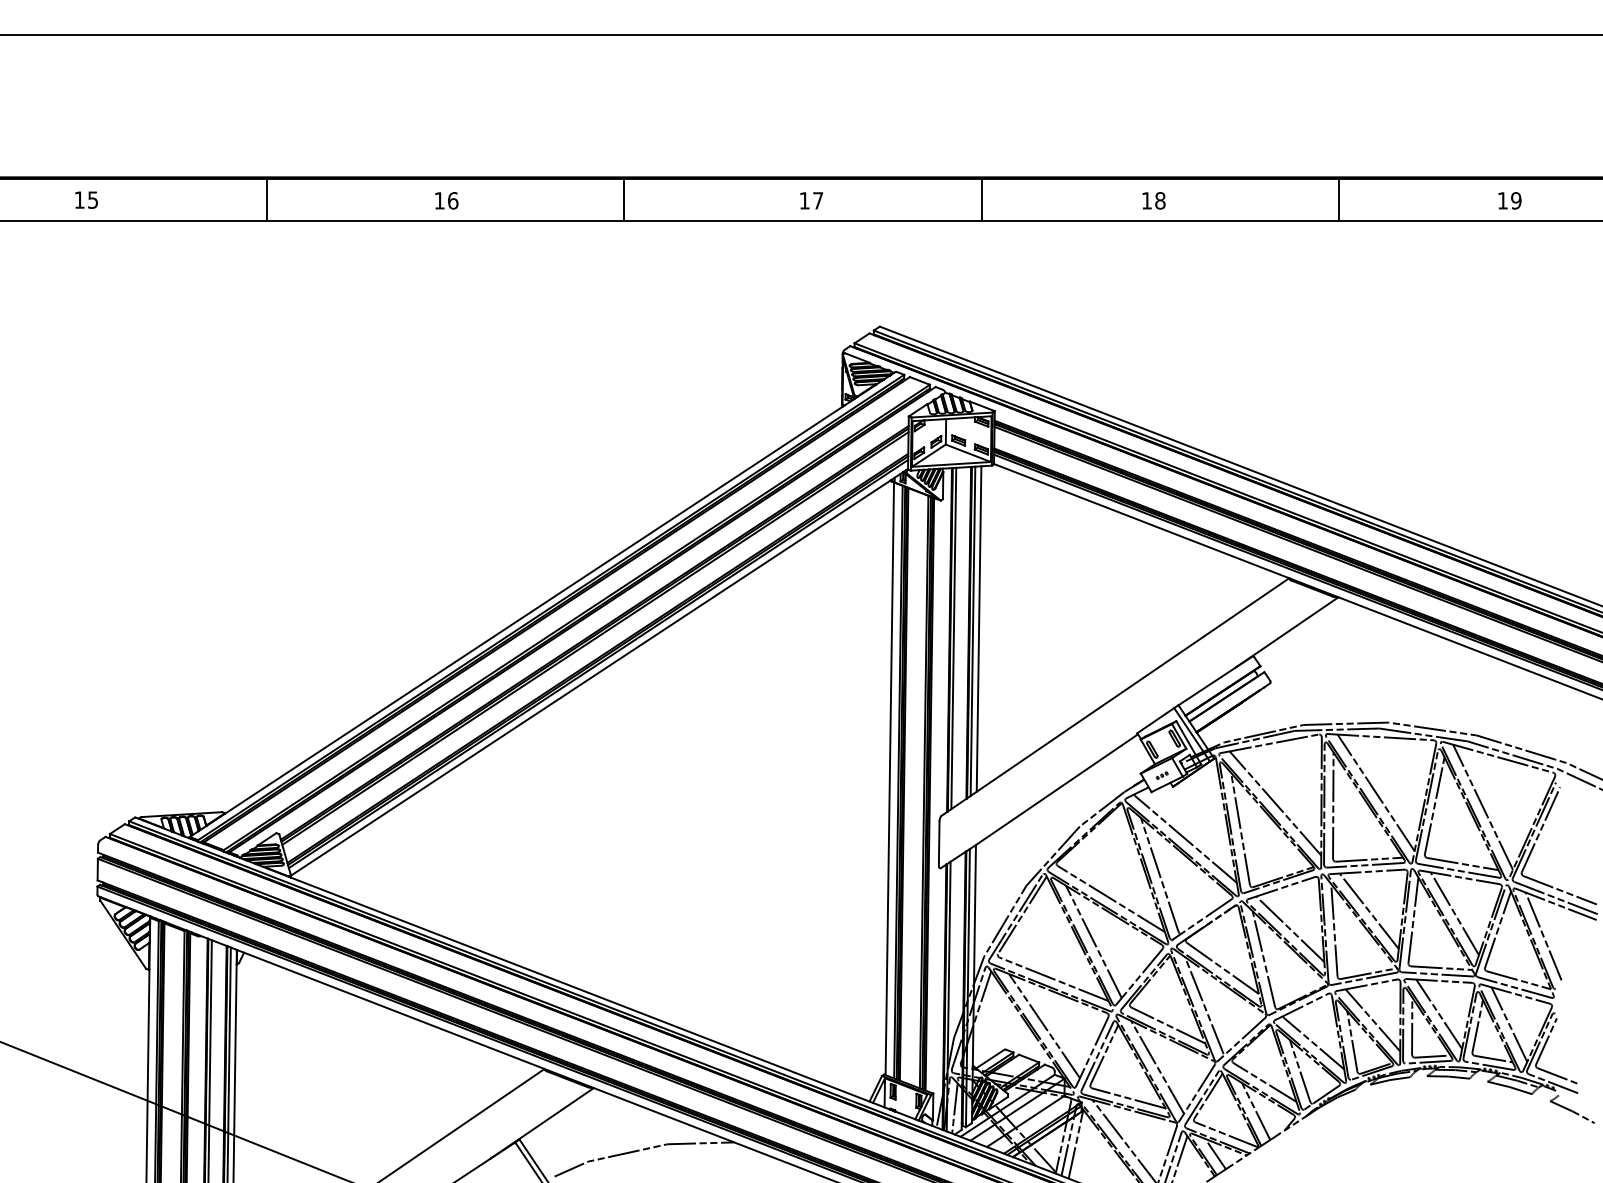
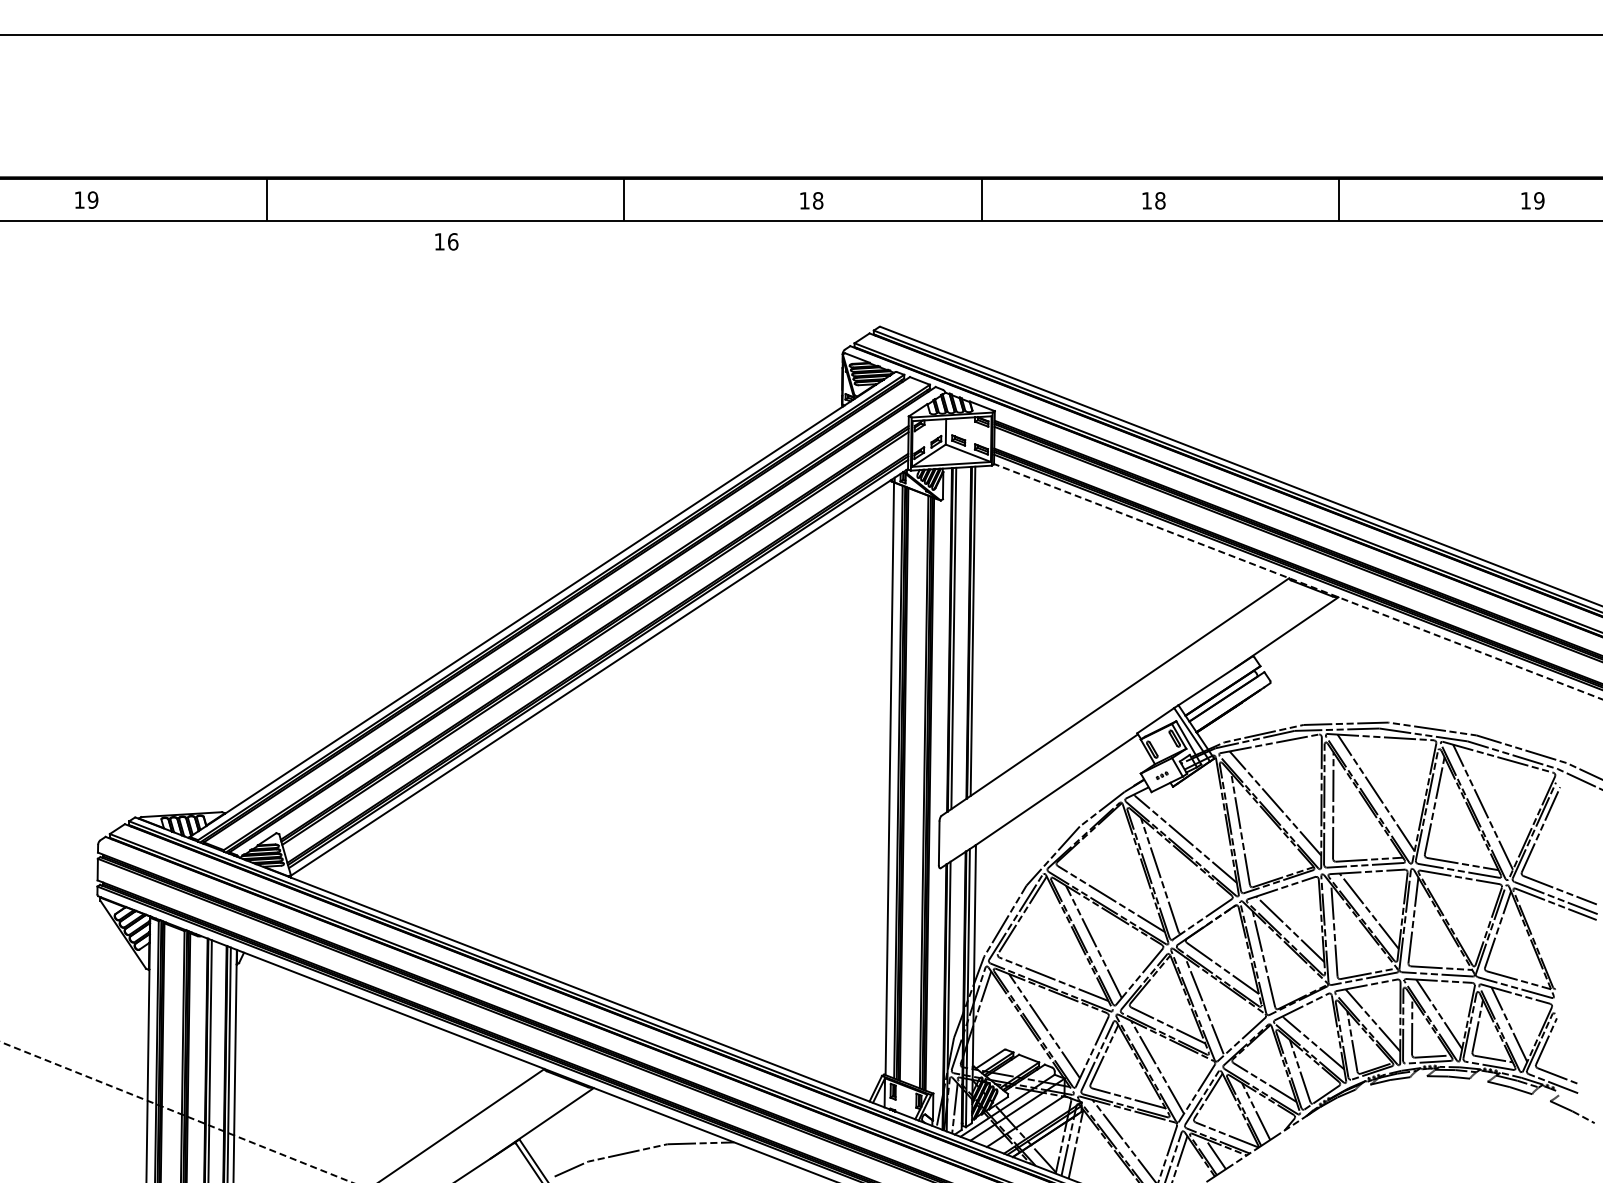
text: 15 -> 19 (92, 199)
text position: (446, 200) -> (446, 241) (446, 241)
text: 17 -> 18 (818, 200)
text position: (1509, 200) -> (1532, 200) (1532, 200)
line: solid -> dashed (1298, 581)
line: present -> none (978, 628)
line: present -> none (1454, 913)
line: present -> none (1543, 936)
line: solid -> dashed (176, 1112)
